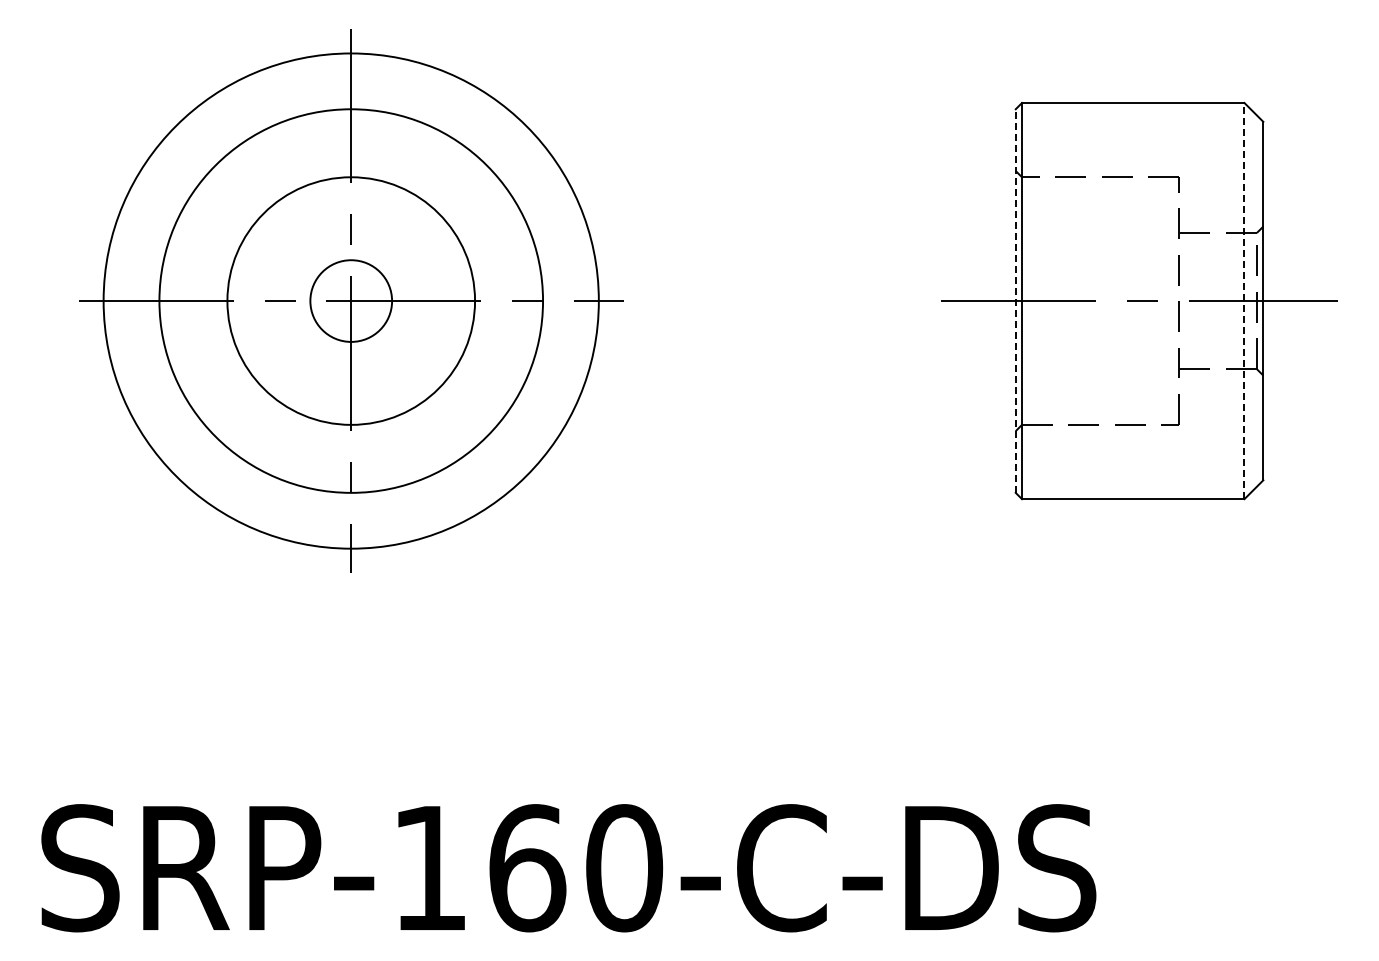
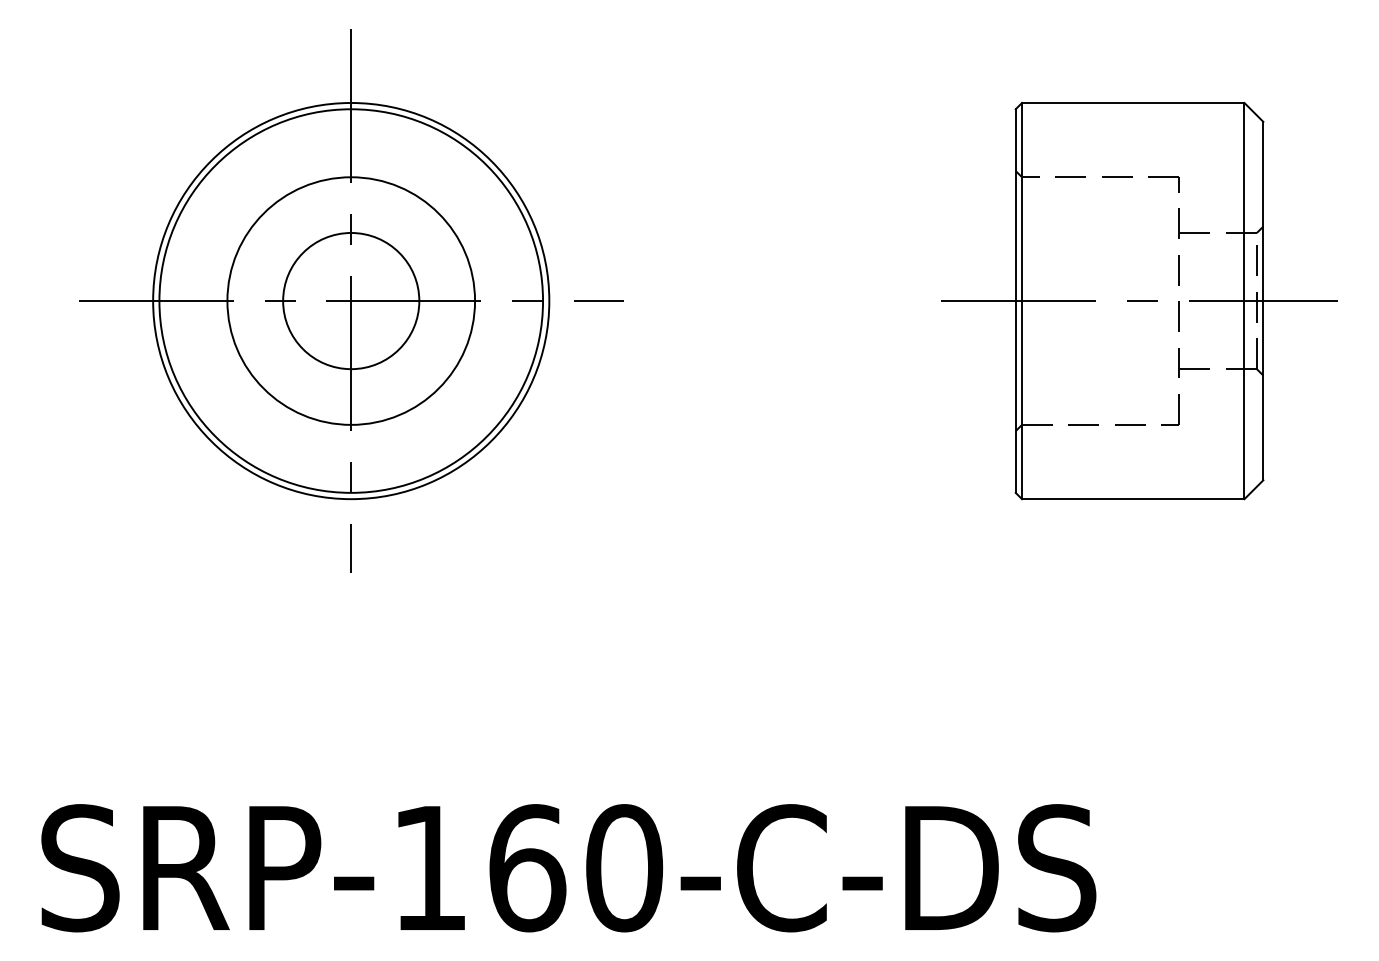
circle diameter: 495 px -> 396 px (351, 300)
circle diameter: 82 px -> 136 px (351, 300)
line: dashed -> solid (1244, 300)
line: dashed -> solid (1015, 301)
